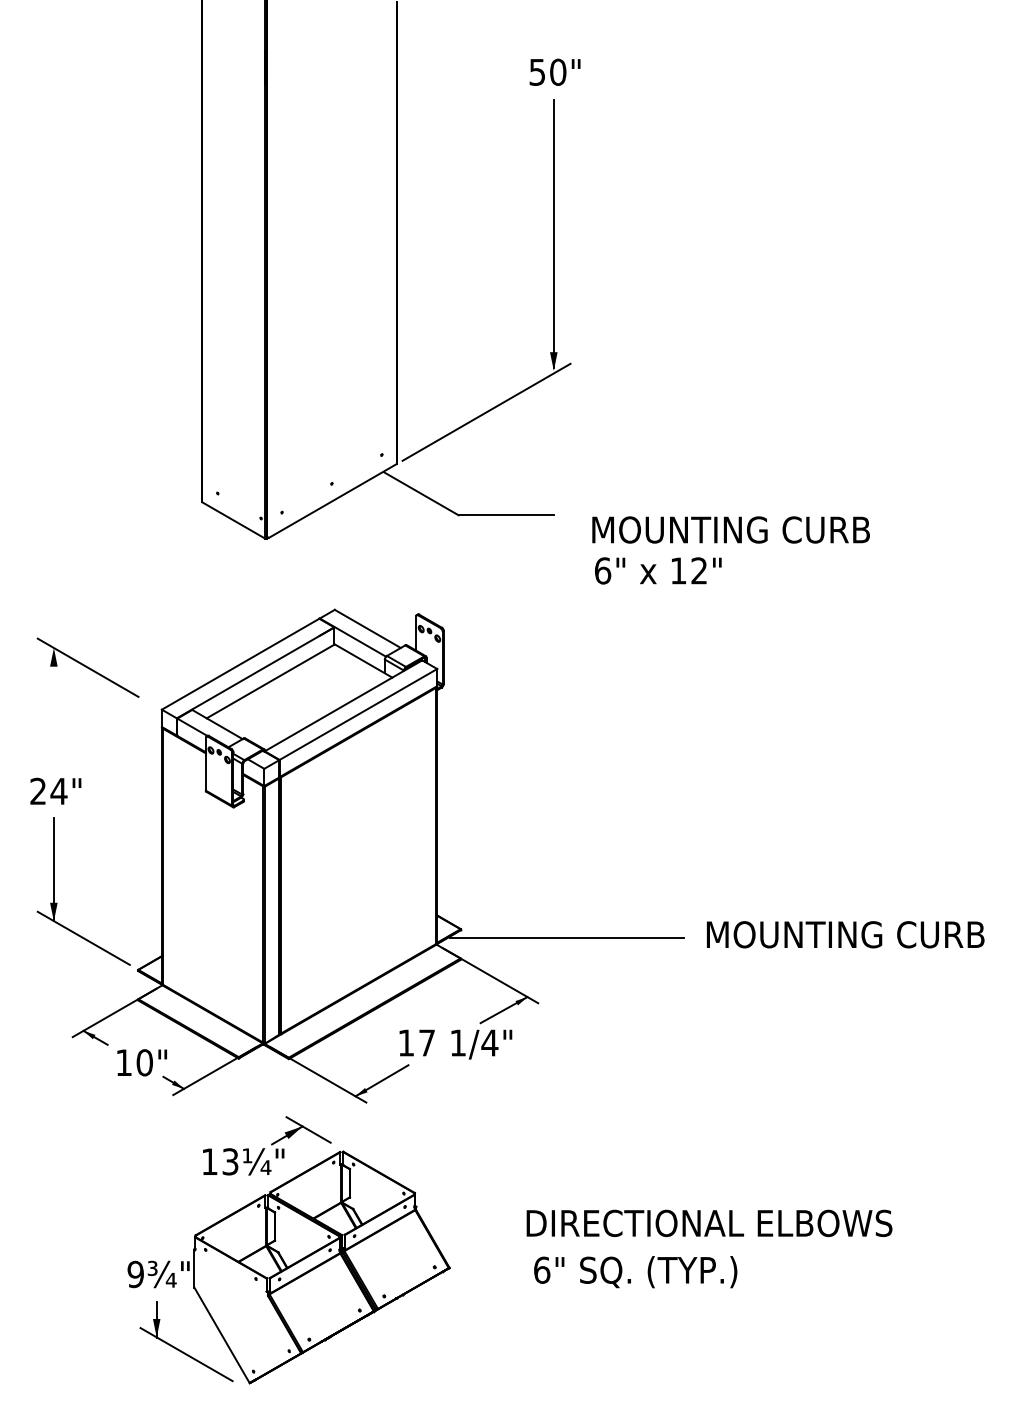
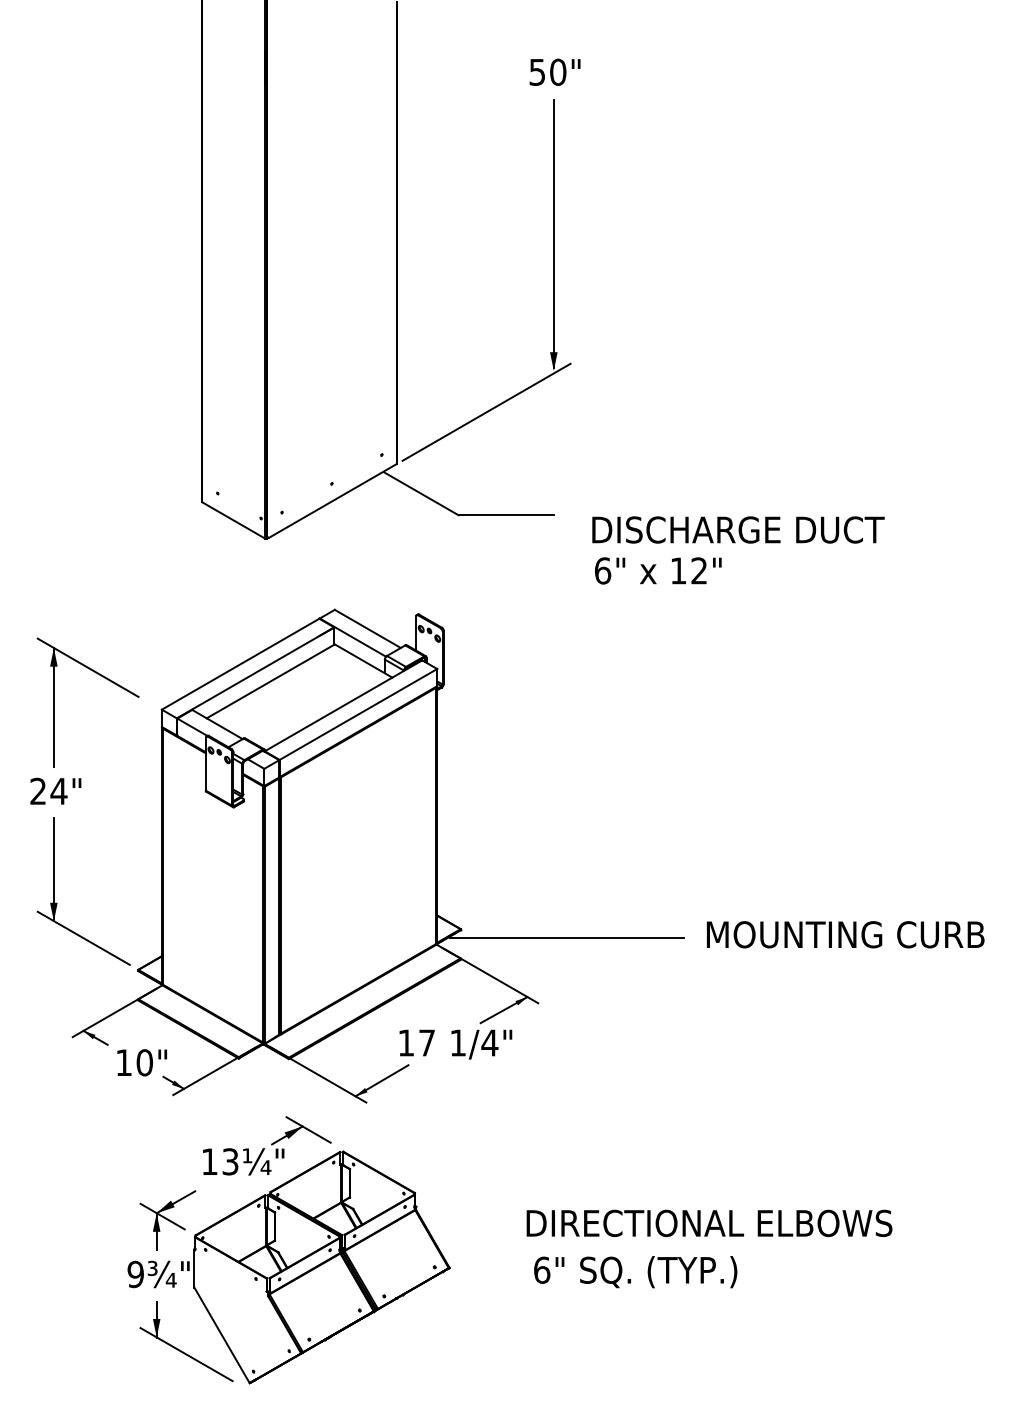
text: MOUNTING CURB -> DISCHARGE DUCT (739, 529)
line: none -> present (53, 706)
part: none -> present (167, 1220)
